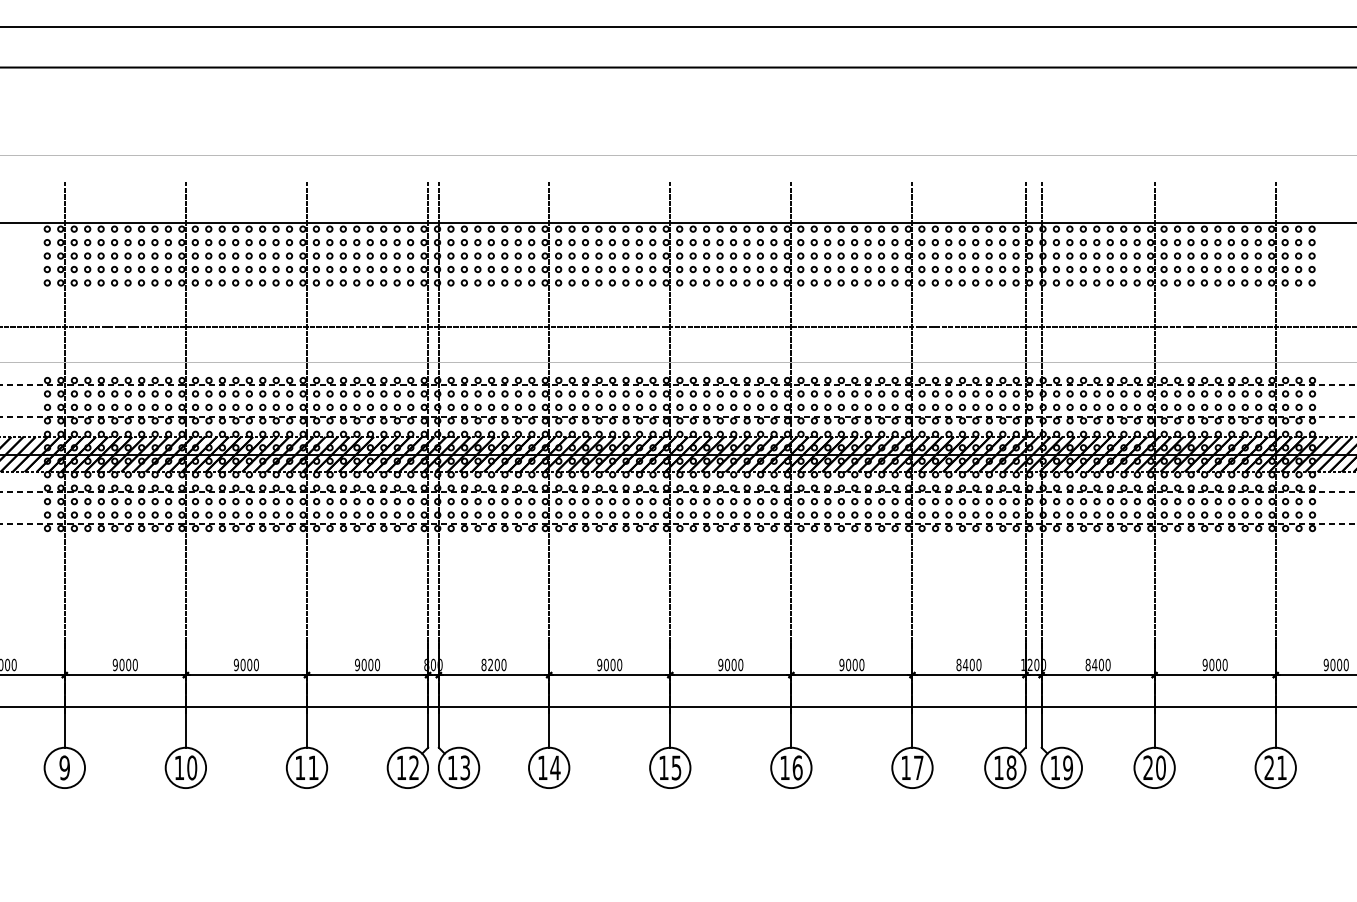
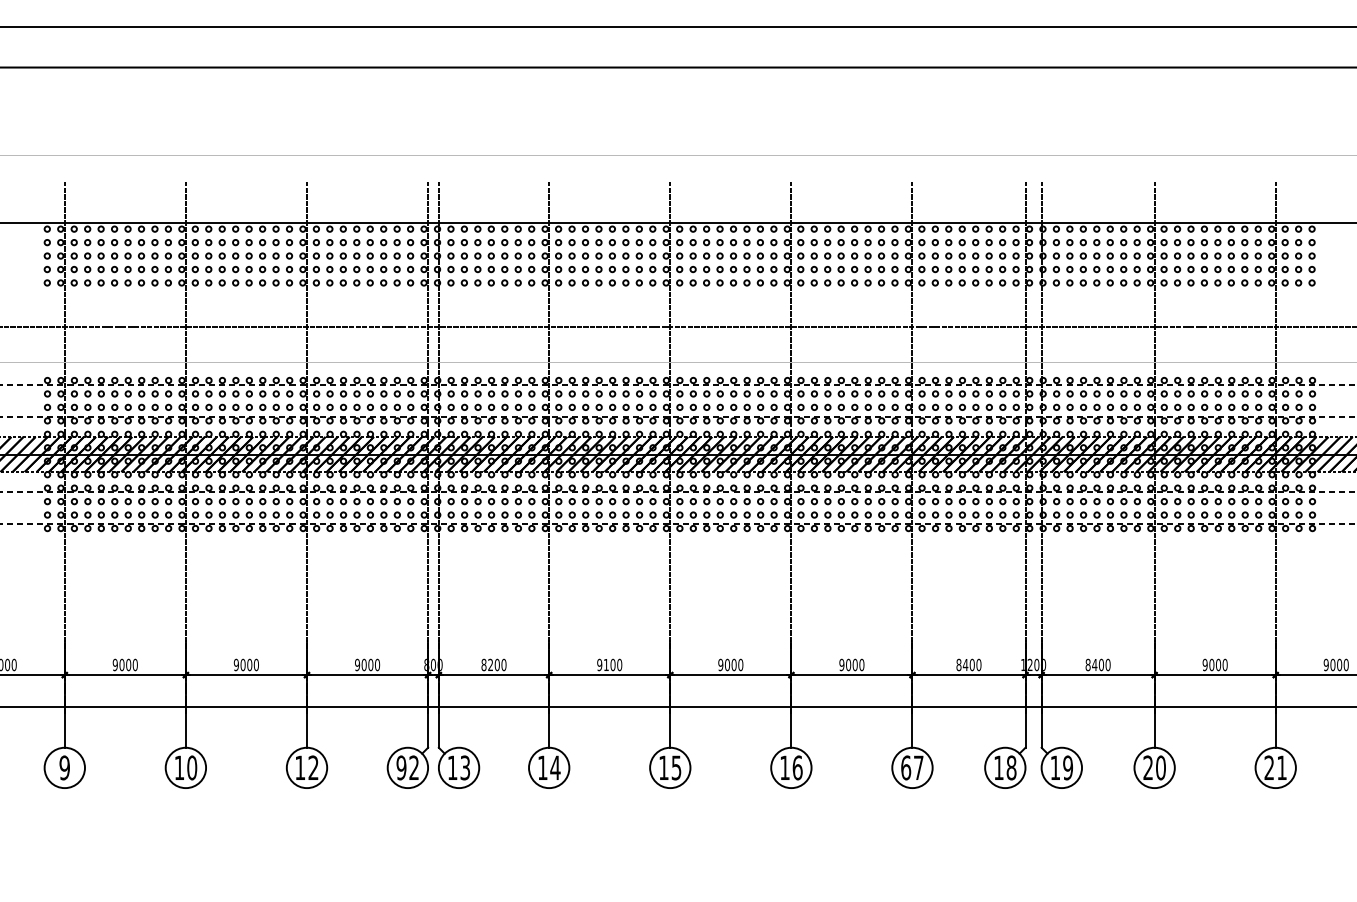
text: 9000 -> 9100 (605, 664)
text: 11 -> 12 (313, 767)
text: 12 -> 92 (401, 767)
text: 17 -> 67 (906, 767)
